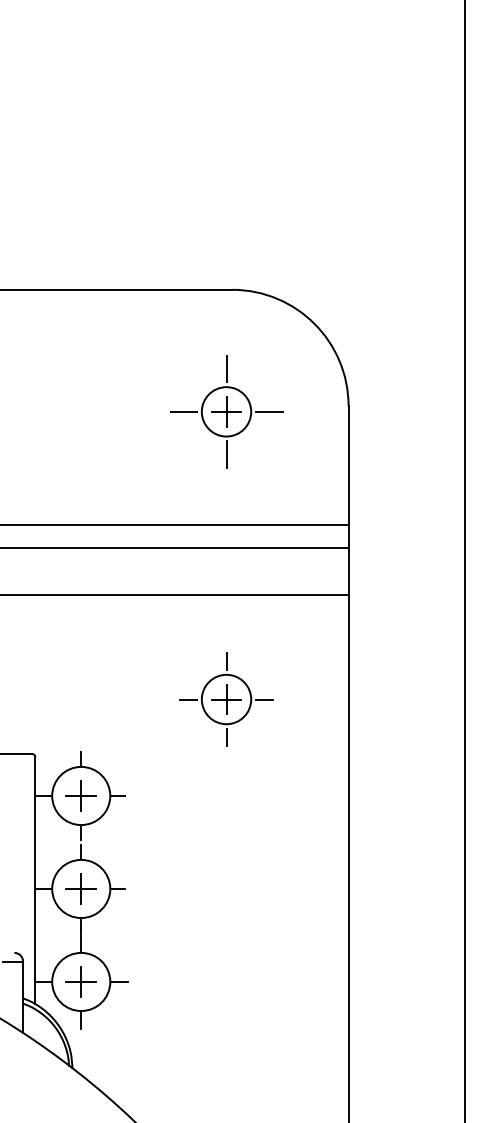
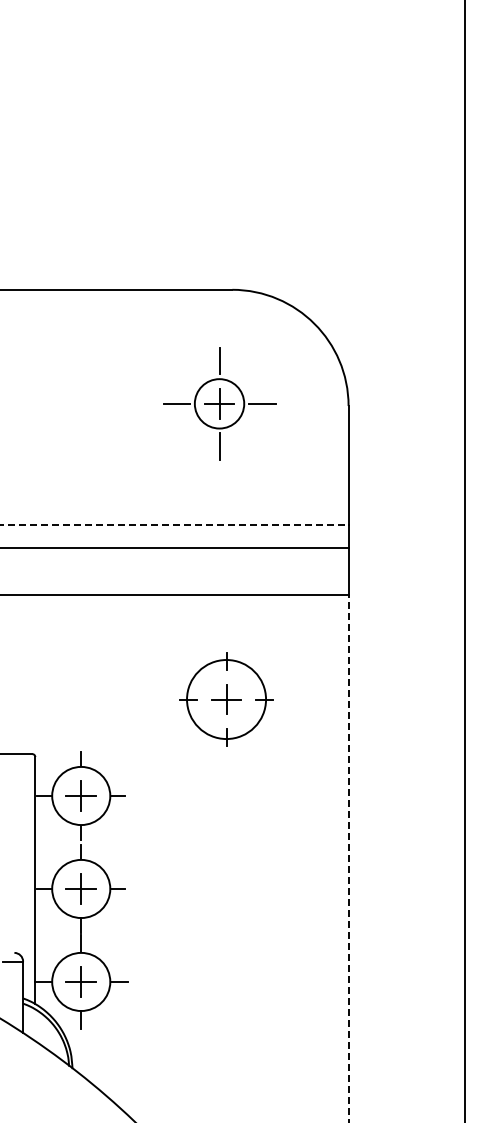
part position: (226, 411) -> (219, 403) (219, 403)
line: solid -> dashed (174, 525)
circle diameter: 49 px -> 79 px (226, 699)
line: solid -> dashed (348, 858)
